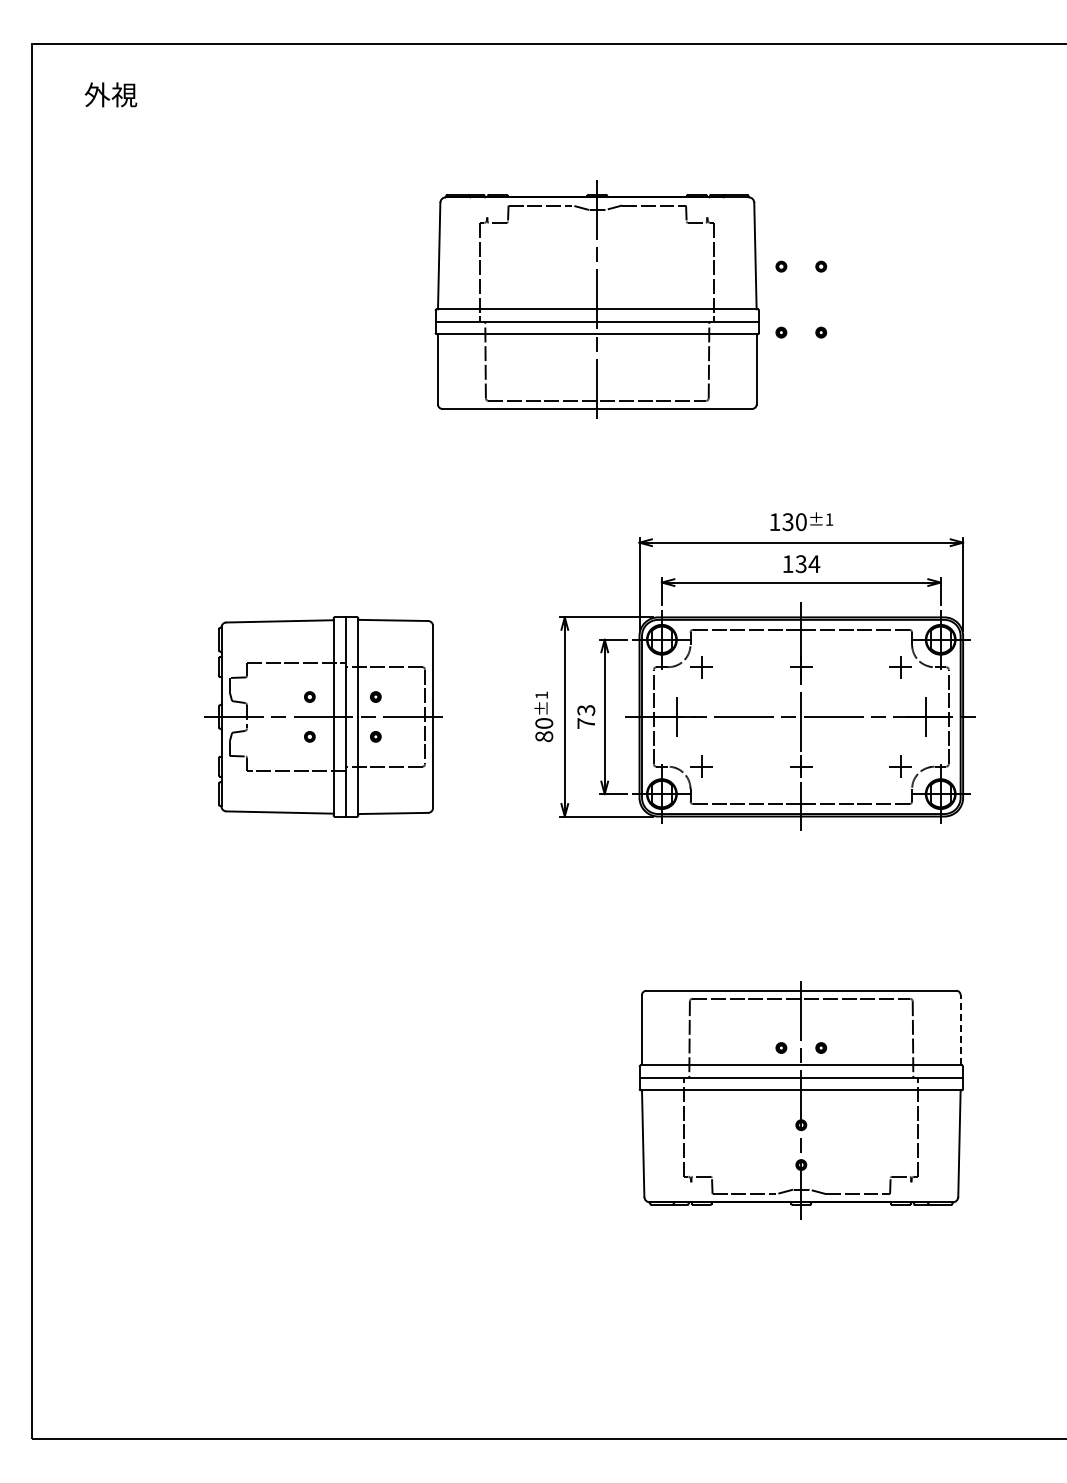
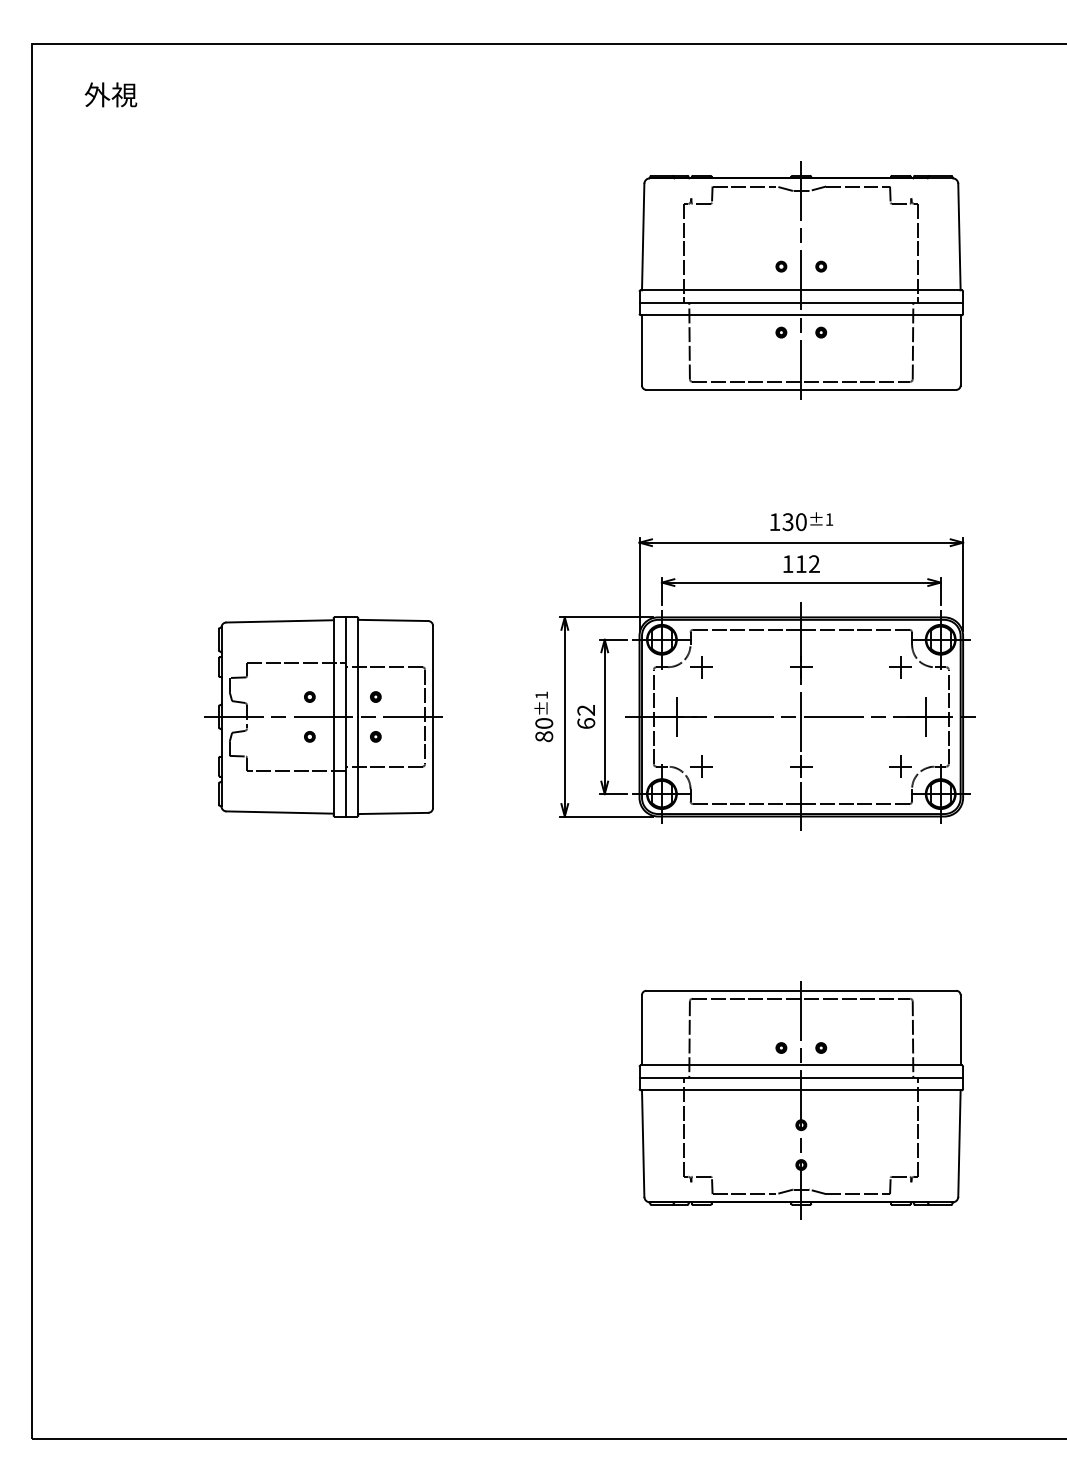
part position: (596, 299) -> (800, 280) (800, 280)
text: 134 -> 112 (807, 564)
text: 73 -> 62 (586, 716)
line: dashed -> solid (960, 1029)
